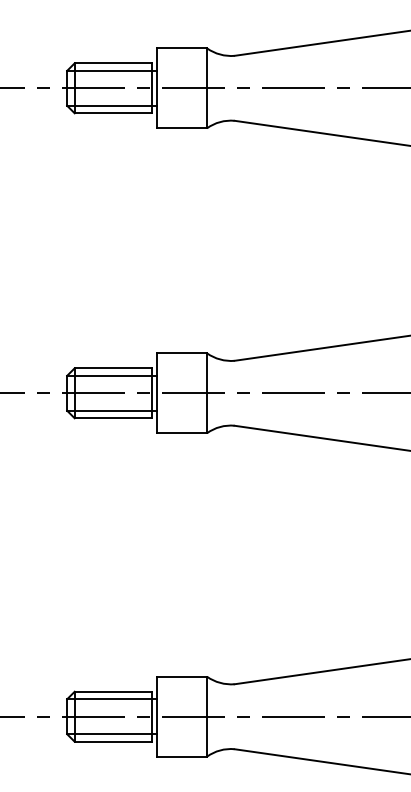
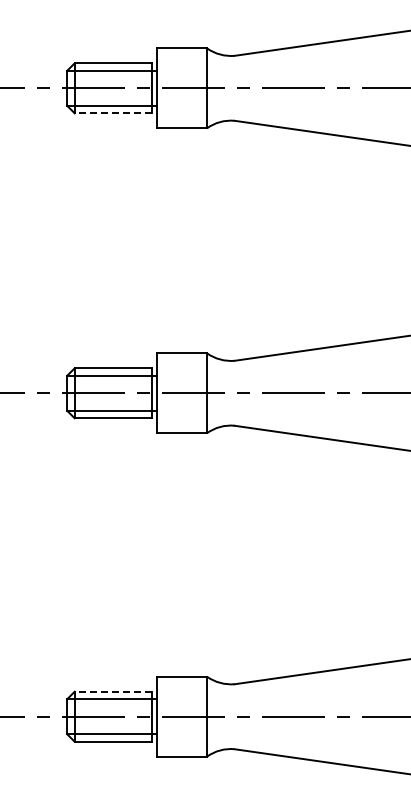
line: solid -> dashed (113, 113)
line: solid -> dashed (113, 691)
